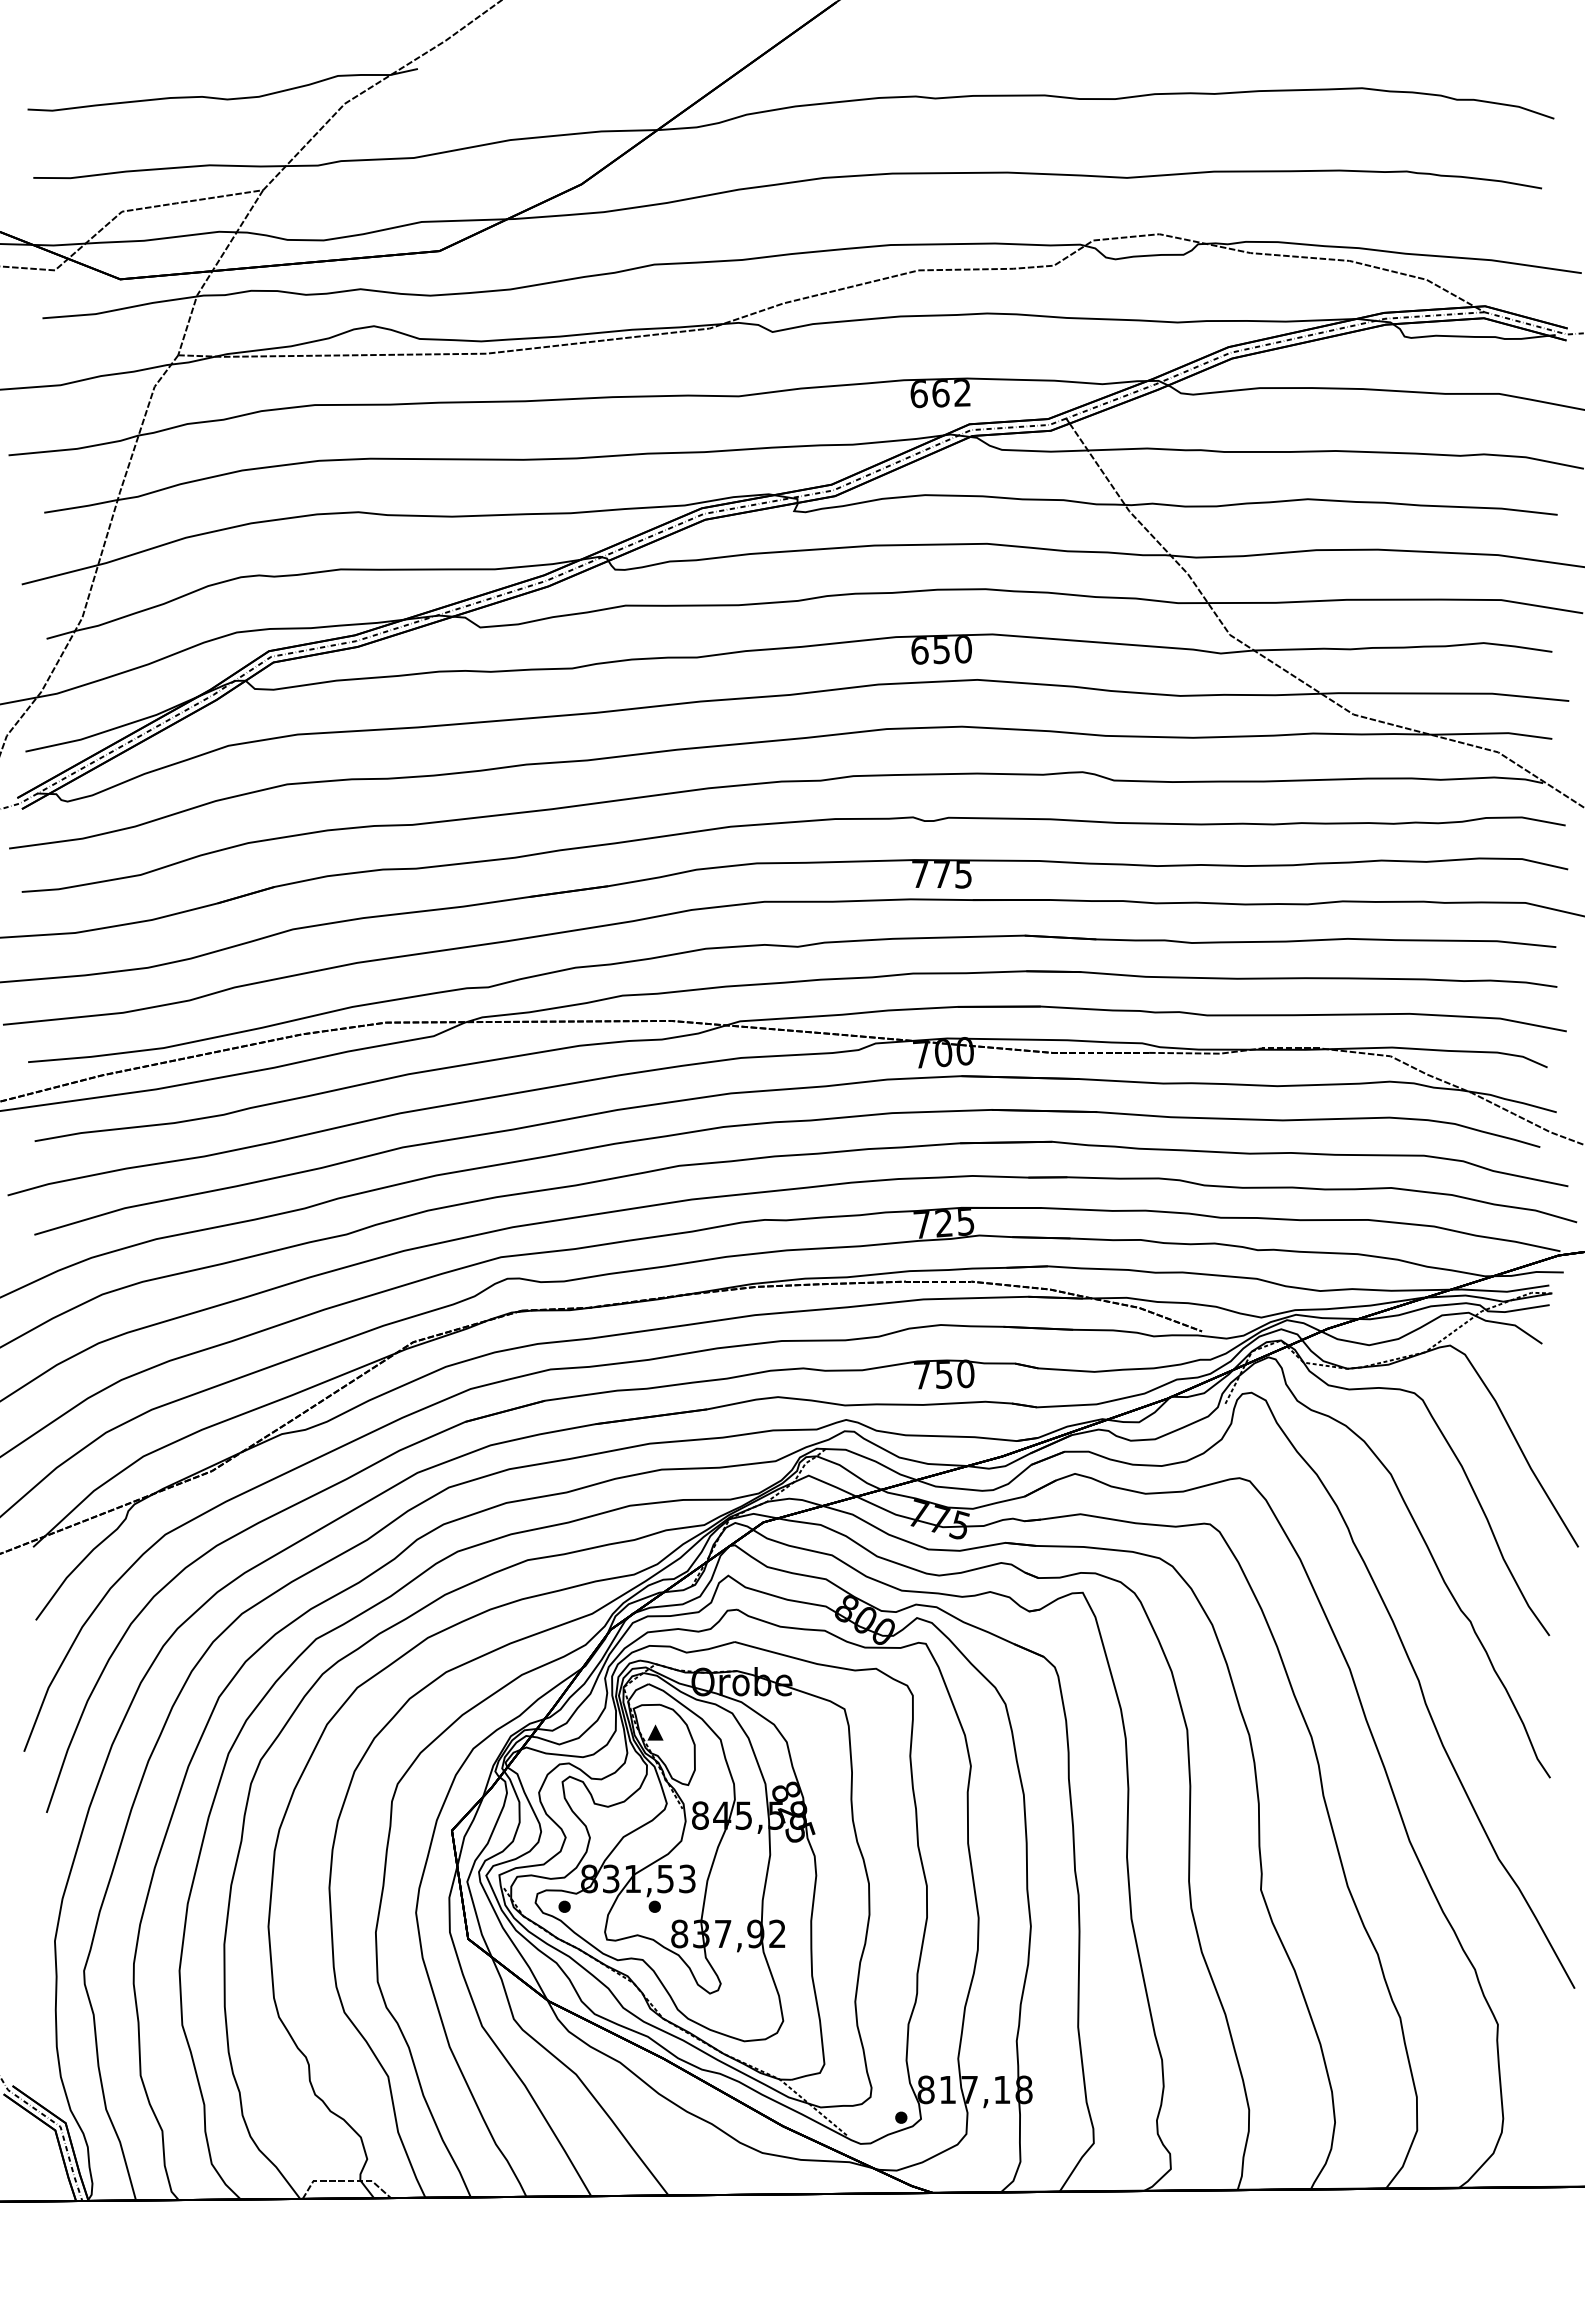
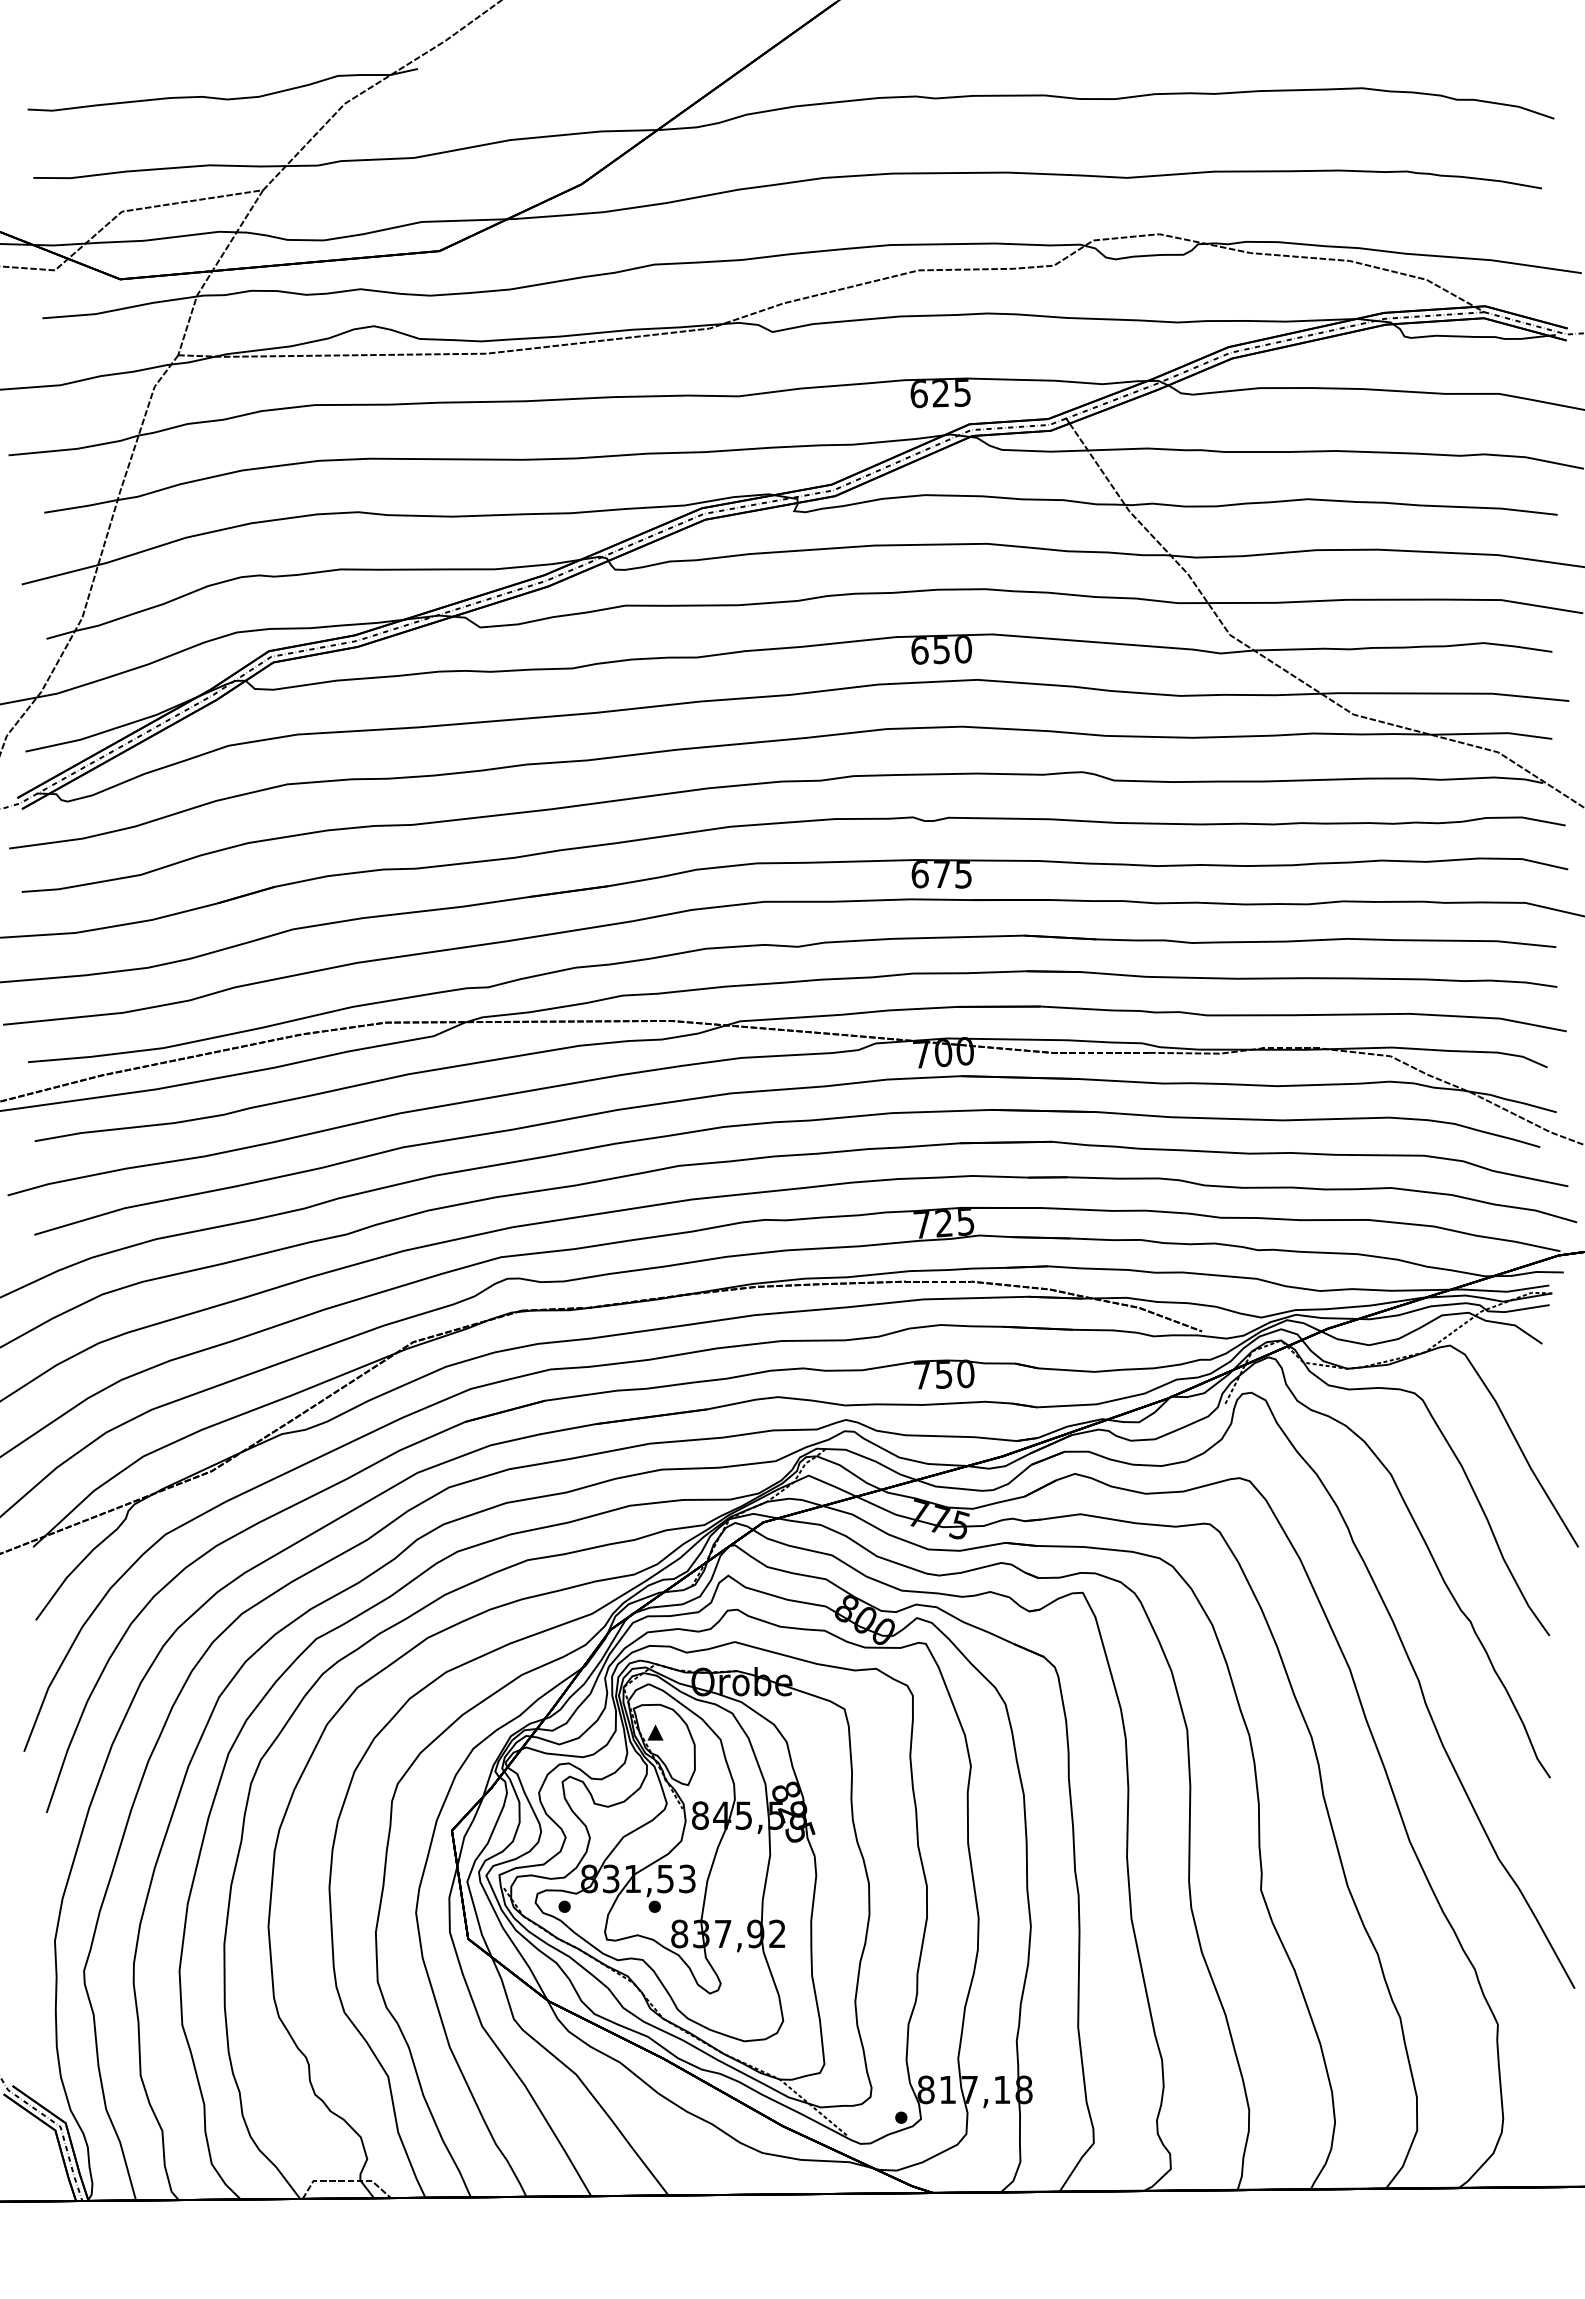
text: 662 -> 625 (951, 393)
text: 775 -> 675 (919, 874)
